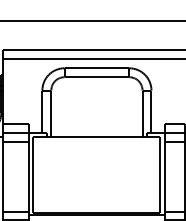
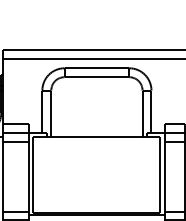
line: present -> none (92, 20)
